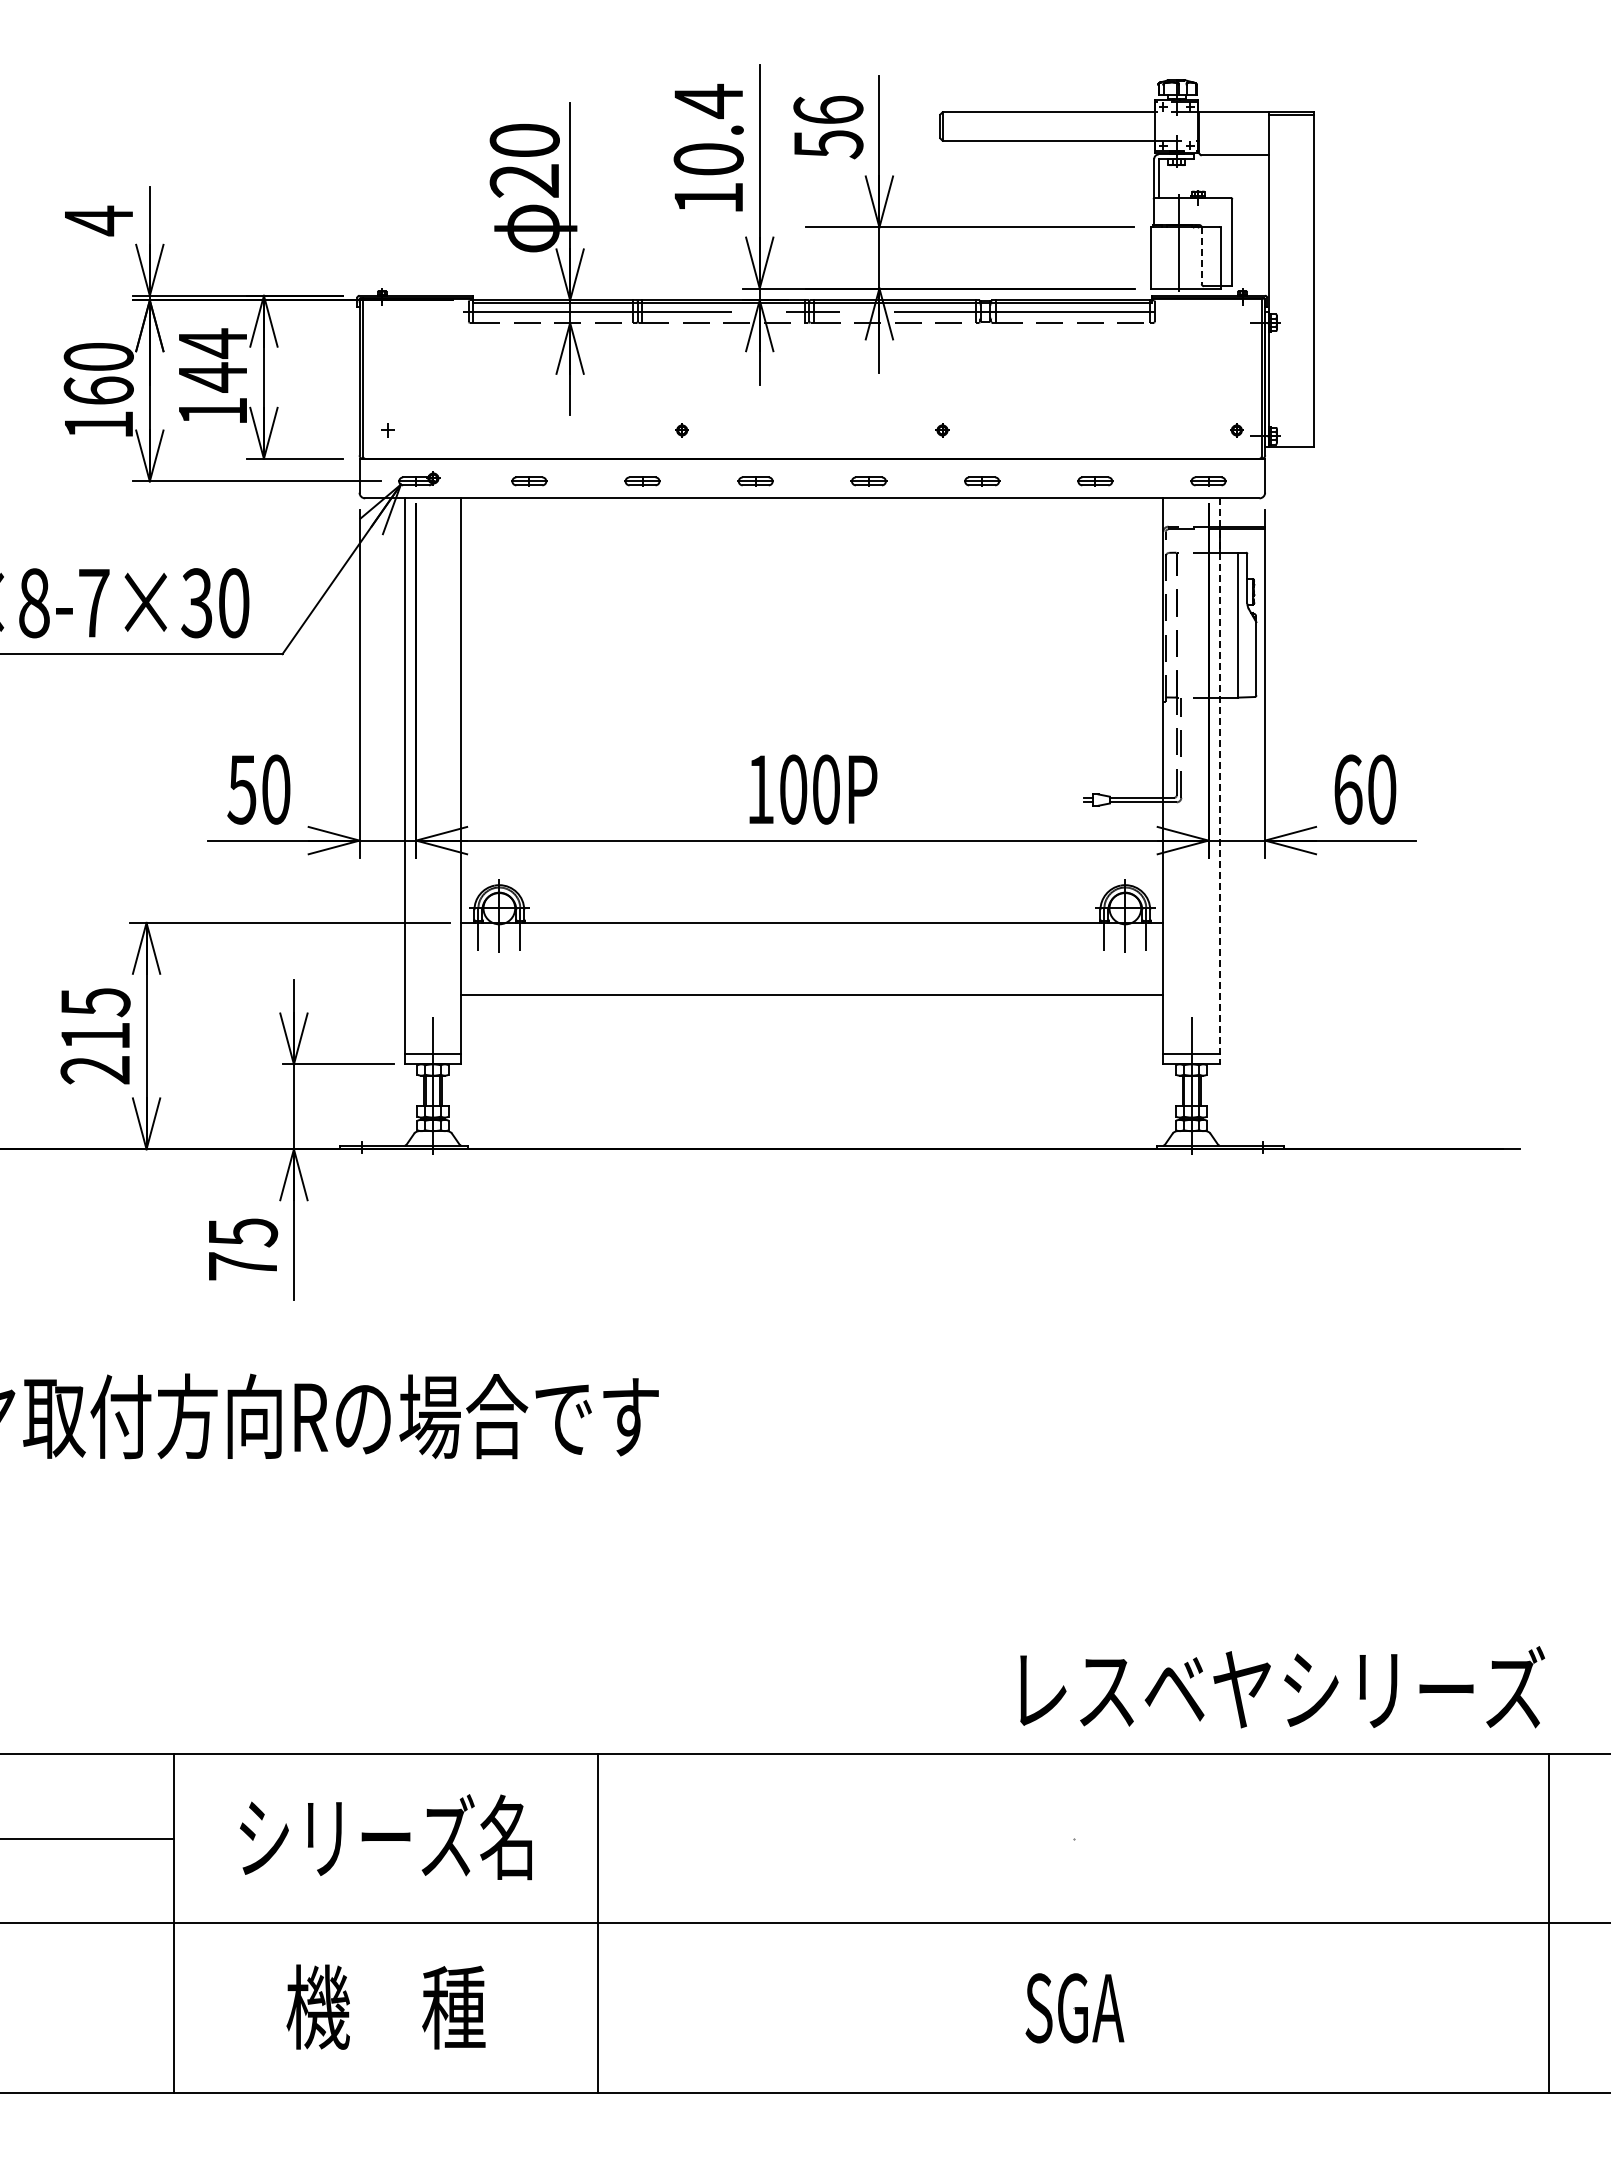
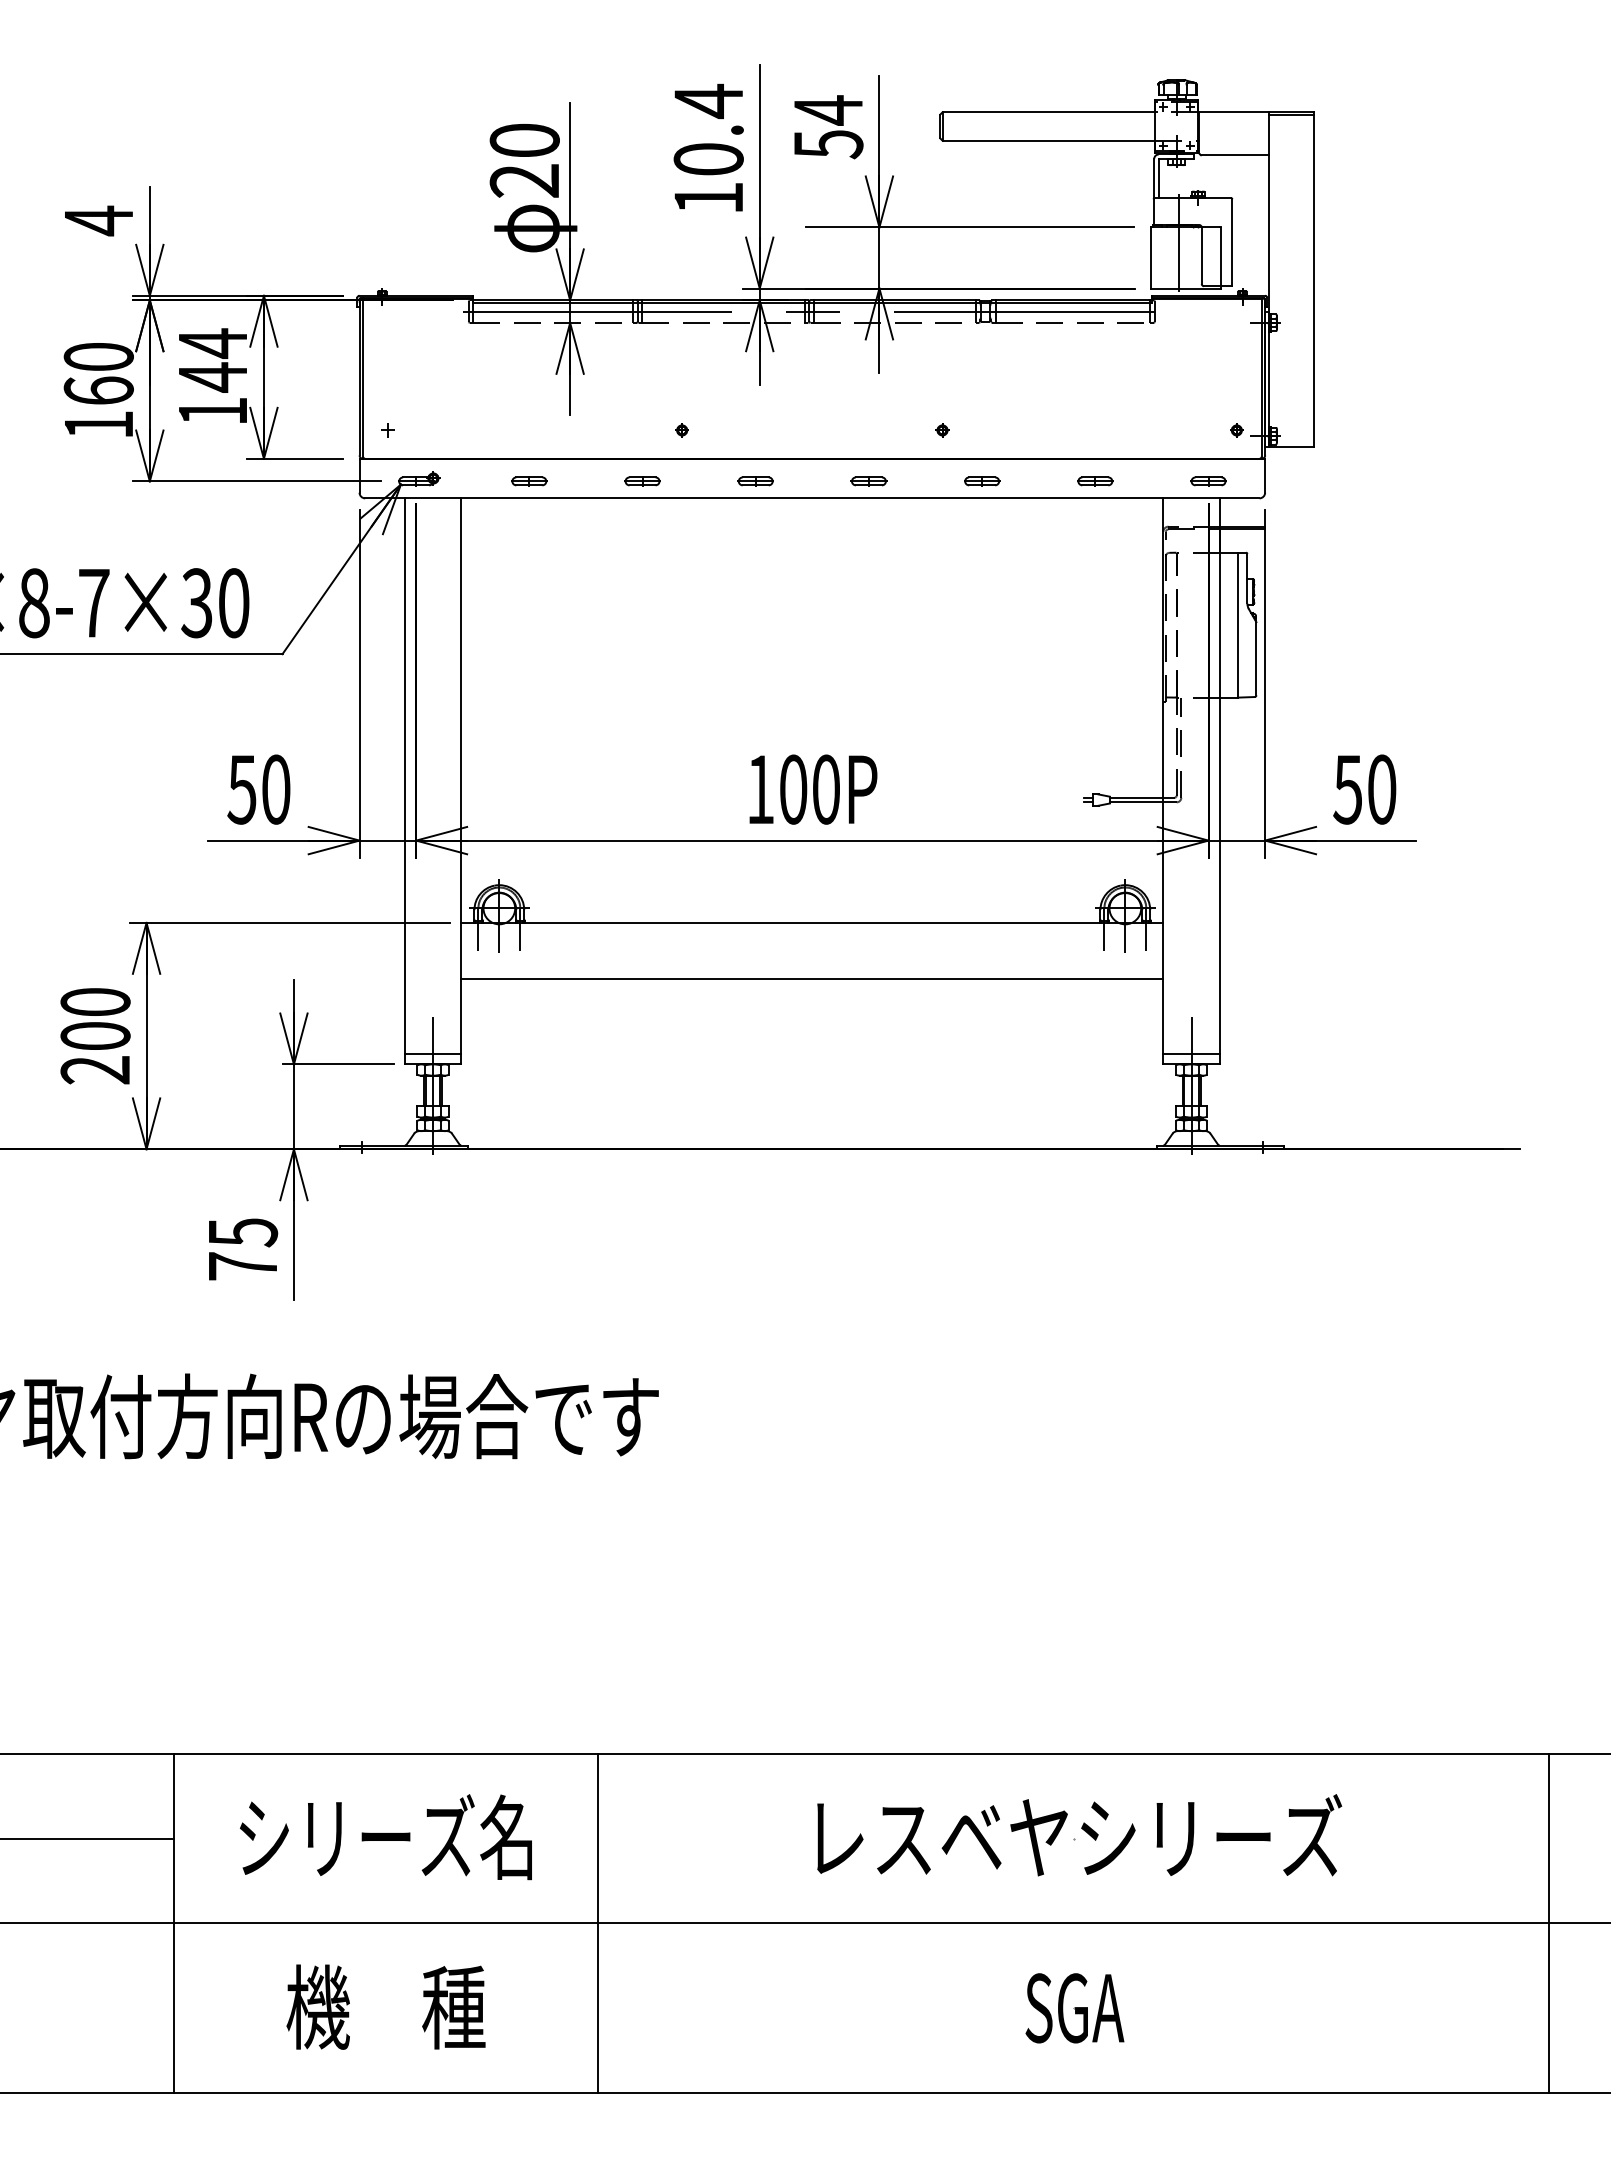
text: 56 -> 54 (828, 110)
line: dashed -> solid (1201, 256)
line: dashed -> solid (1219, 781)
text: 60 -> 50 (1347, 789)
line position: (812, 995) -> (812, 979) (812, 979)
text: 215 -> 200 (95, 1018)
text position: (1282, 1687) -> (1079, 1835) (1079, 1835)
